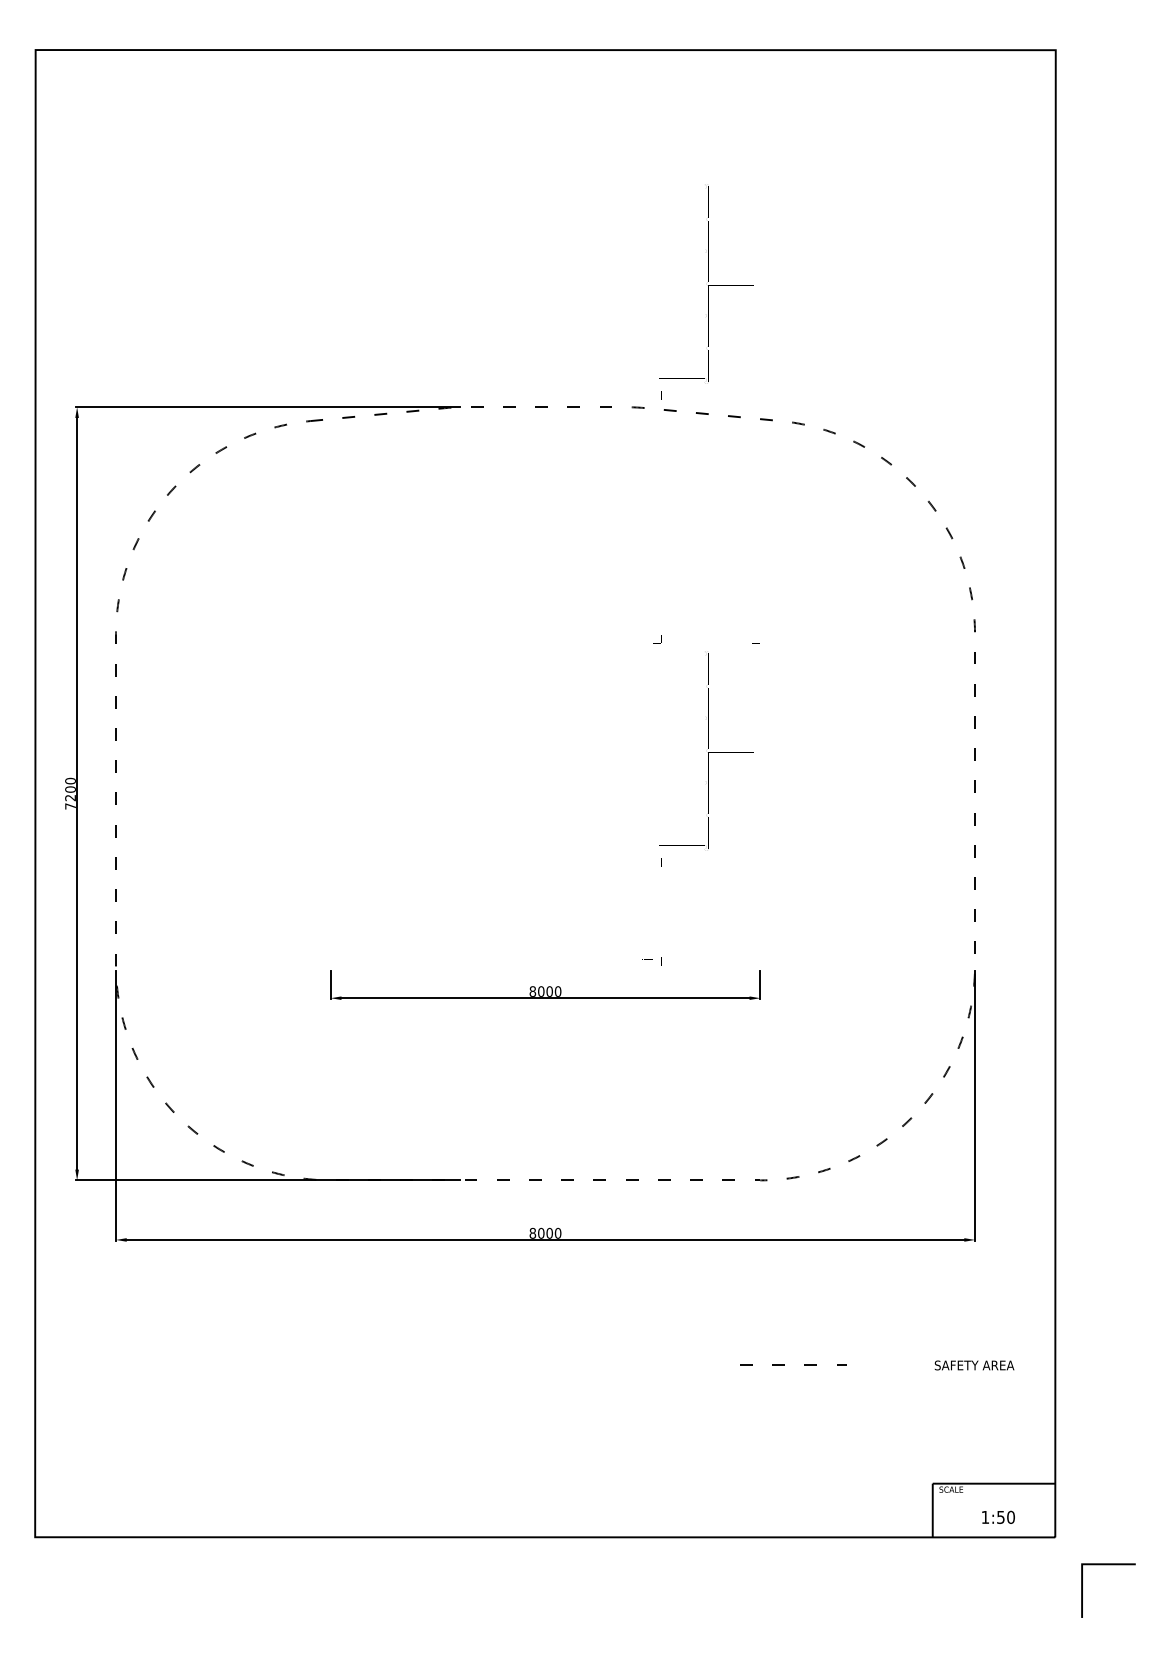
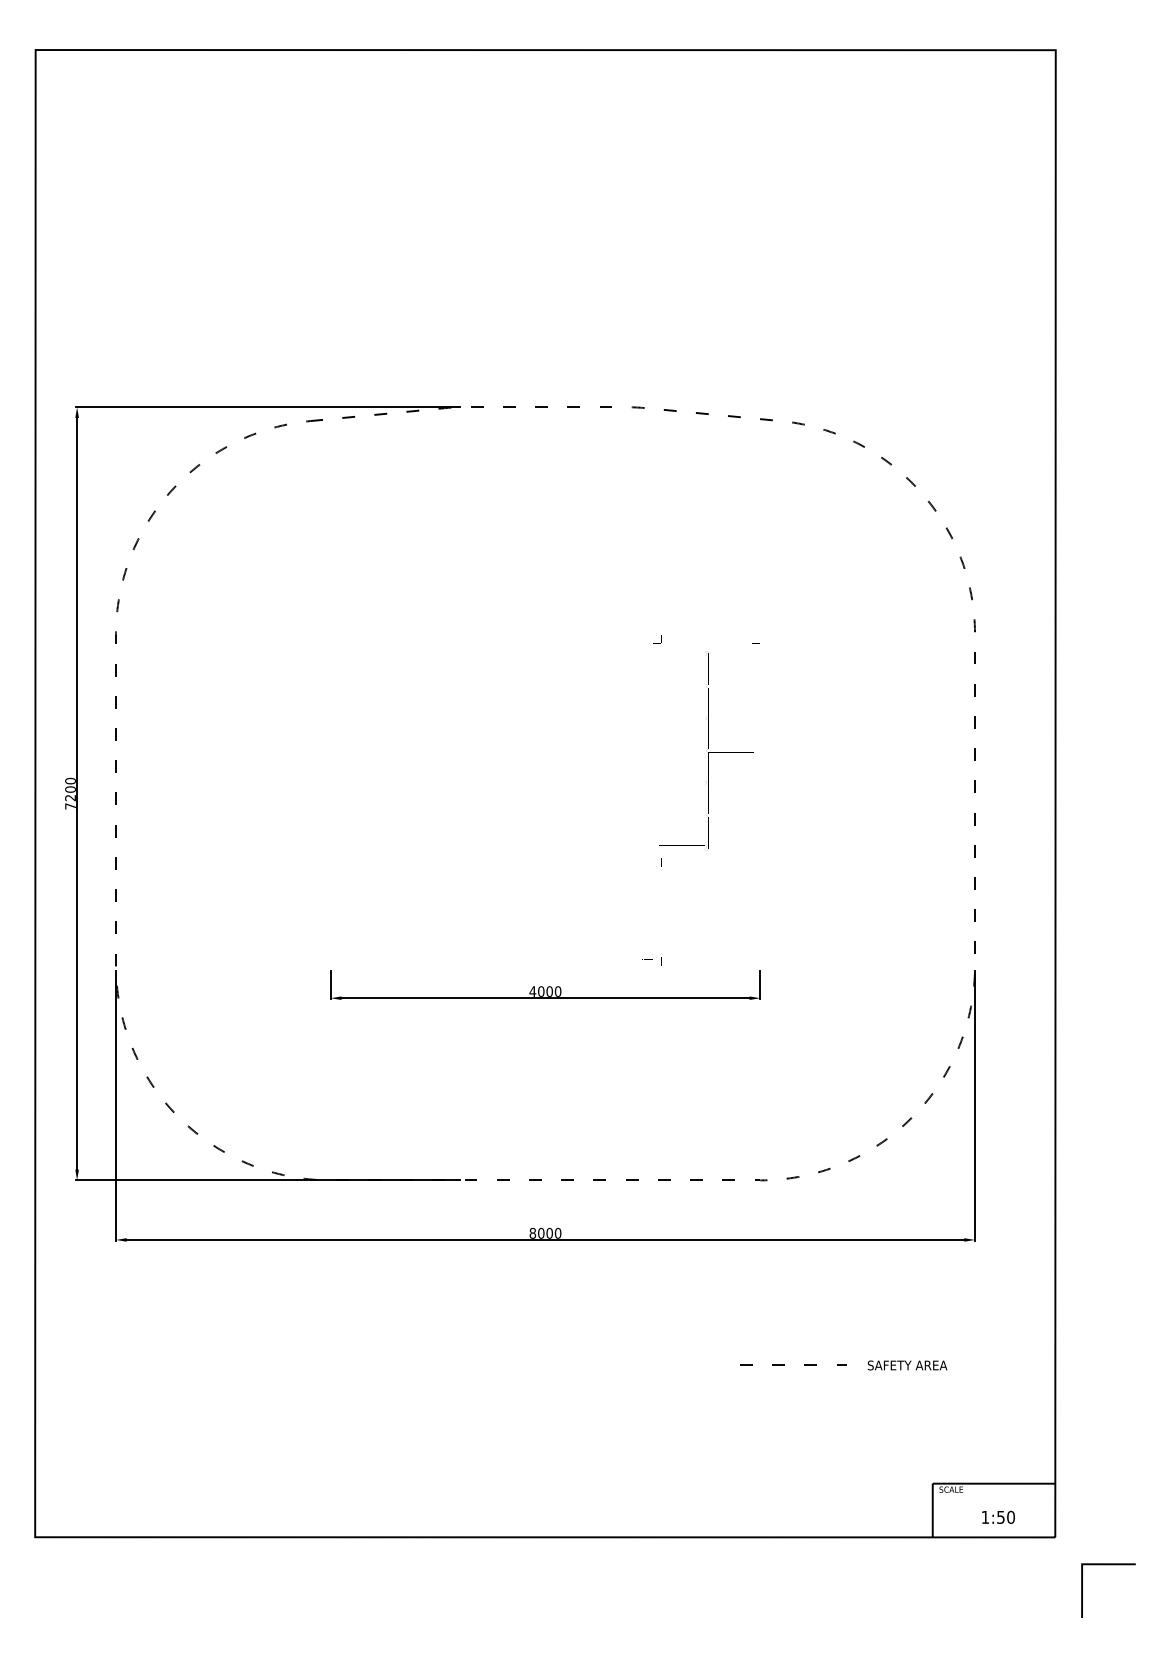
part: present -> none (706, 291)
text: 8000 -> 4000 (532, 991)
text position: (974, 1365) -> (907, 1365) (907, 1365)
